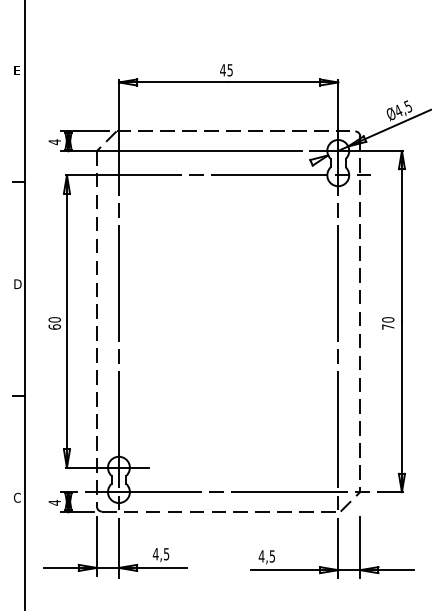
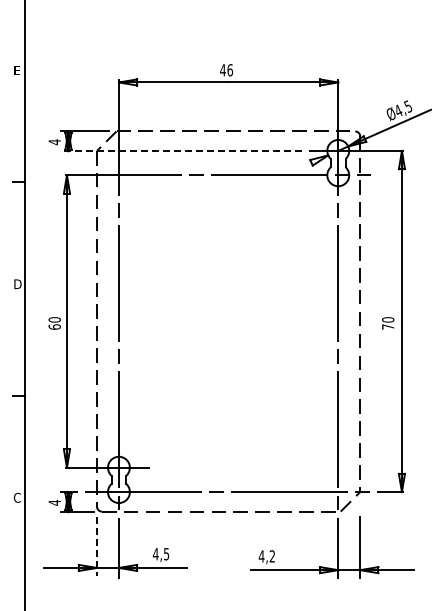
text: 45 -> 46 (229, 70)
line: solid -> dashed (180, 150)
line: solid -> dashed (97, 546)
text: 4,5 -> 4,2 (271, 556)
